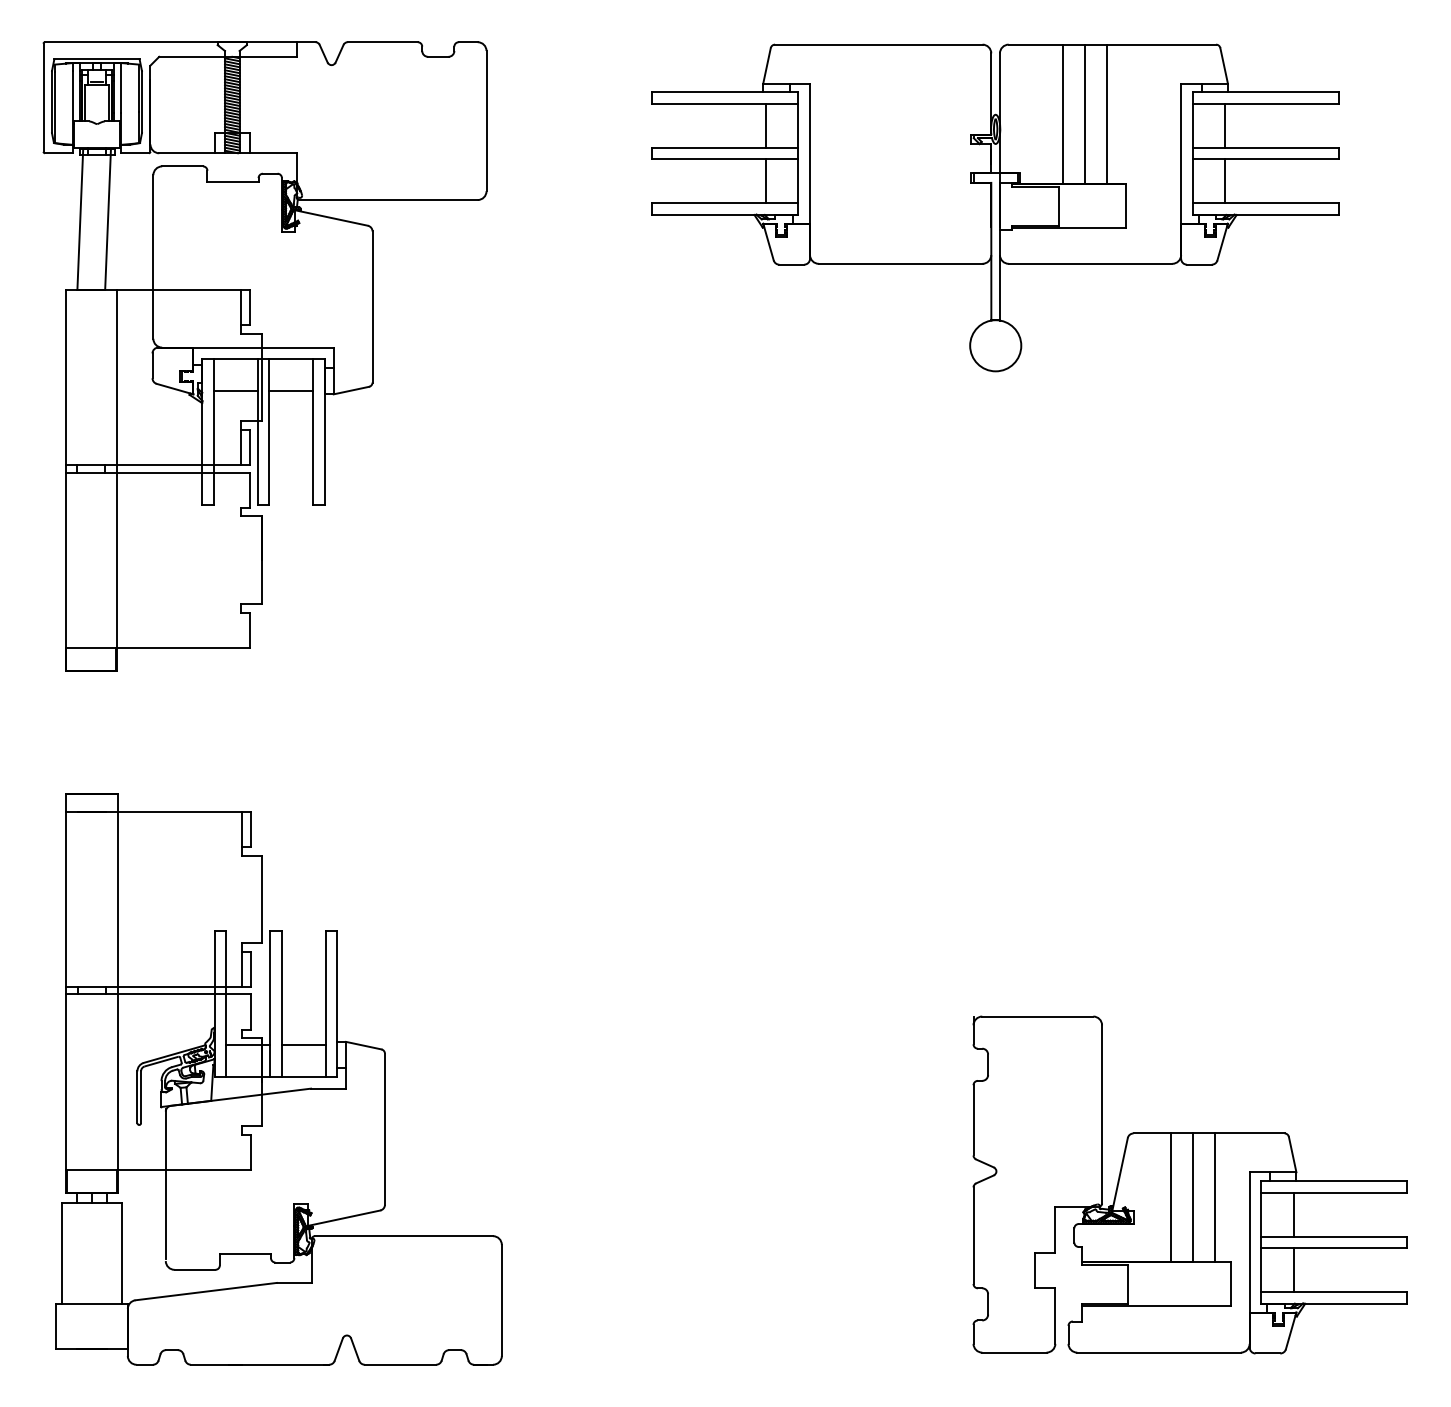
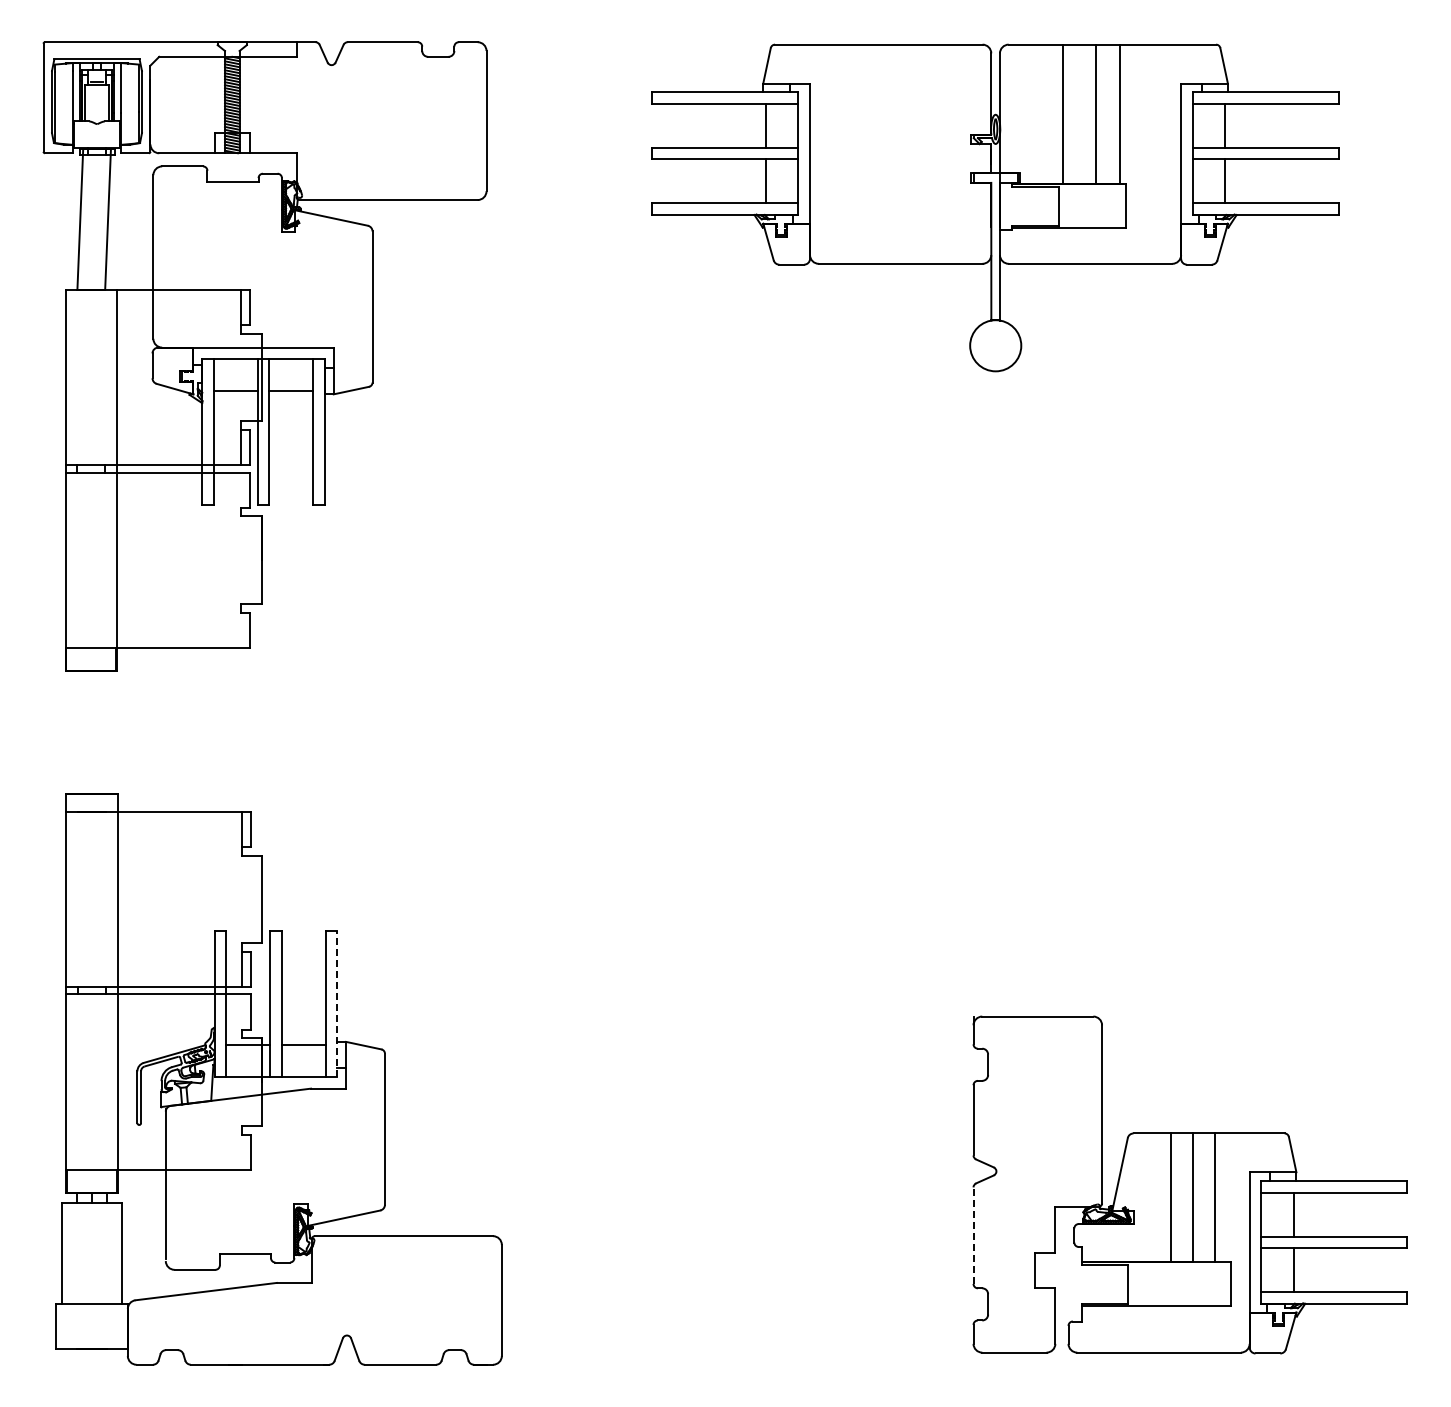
line position: (1084, 114) -> (1095, 114) (1095, 114)
line position: (1106, 114) -> (1119, 114) (1119, 114)
line: solid -> dashed (337, 1003)
line: solid -> dashed (973, 1235)
